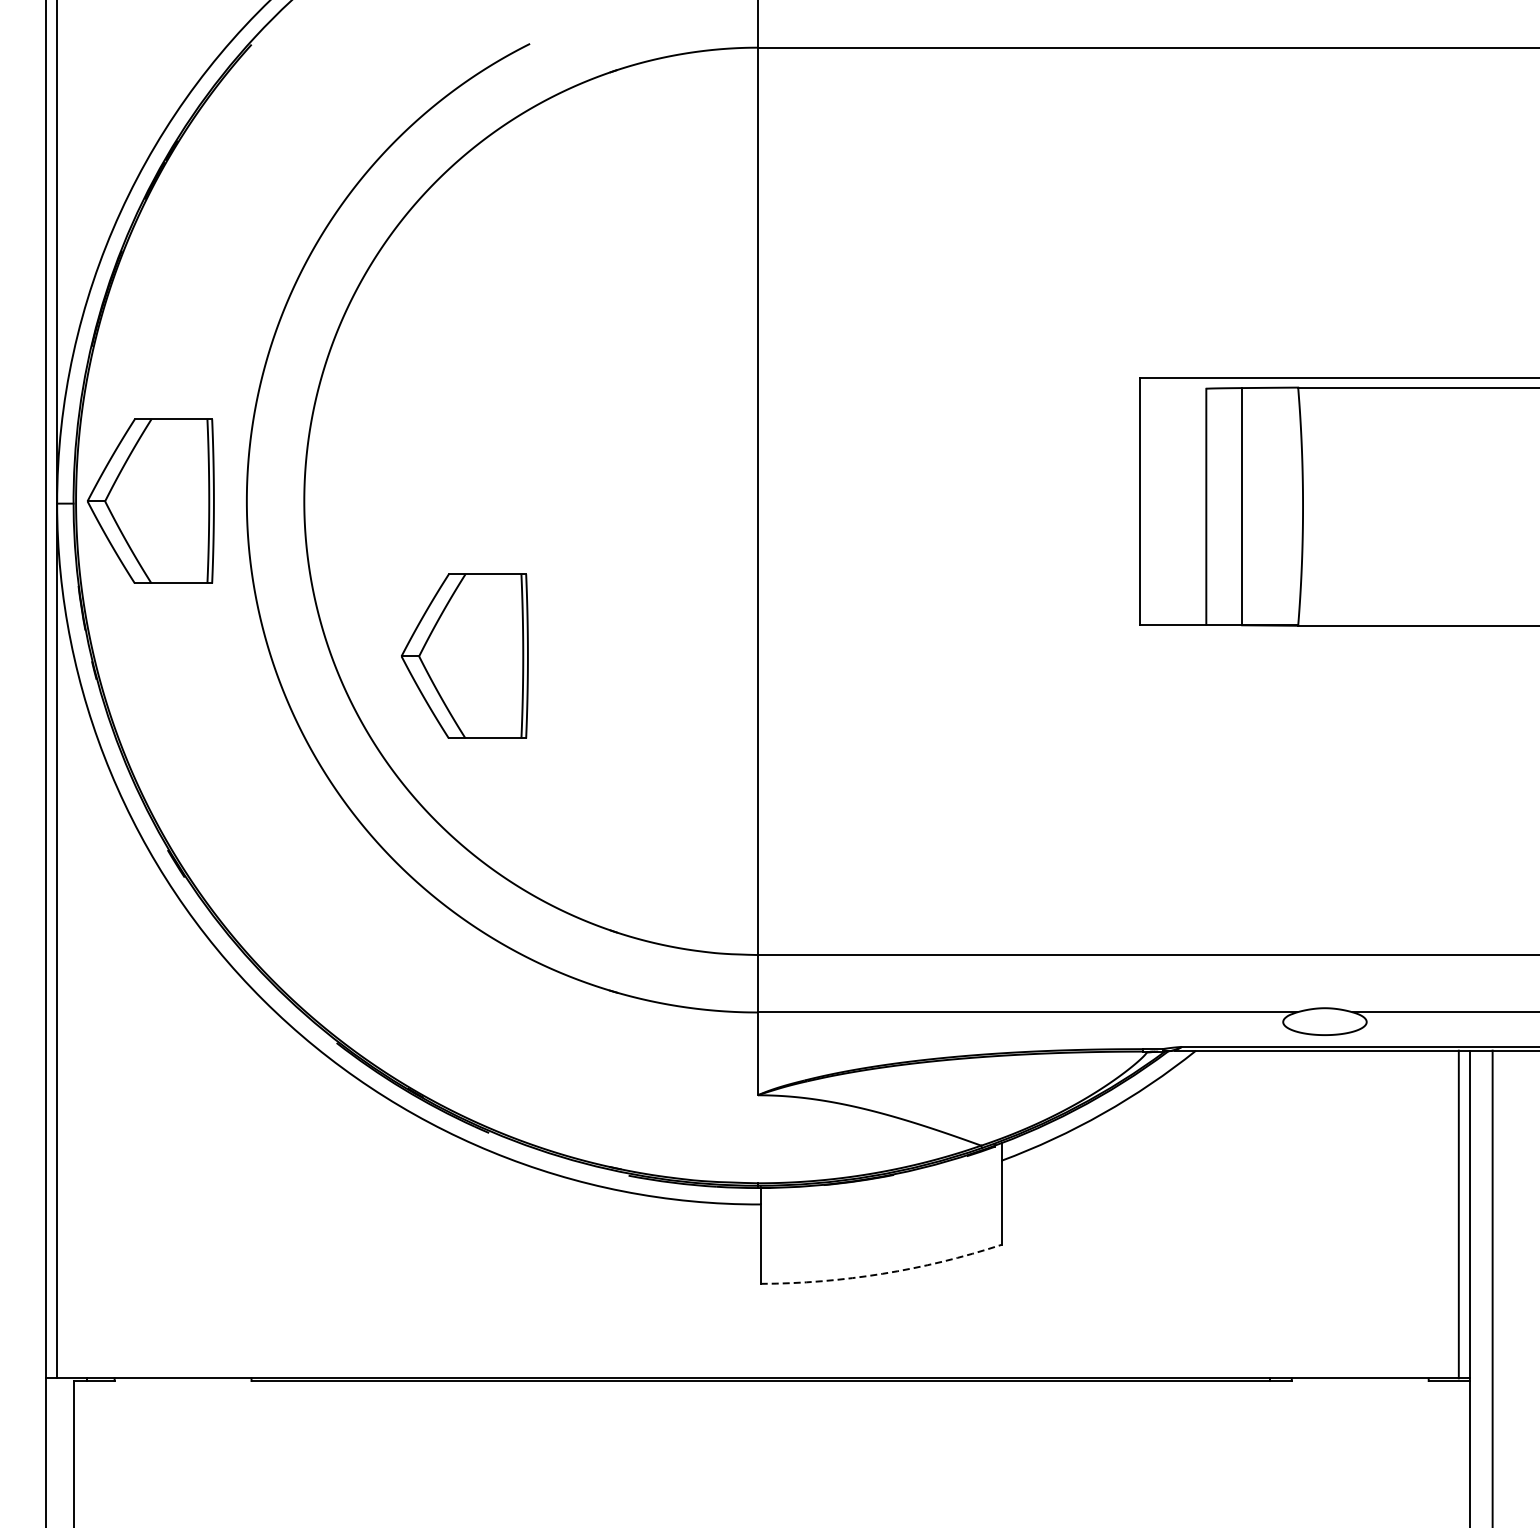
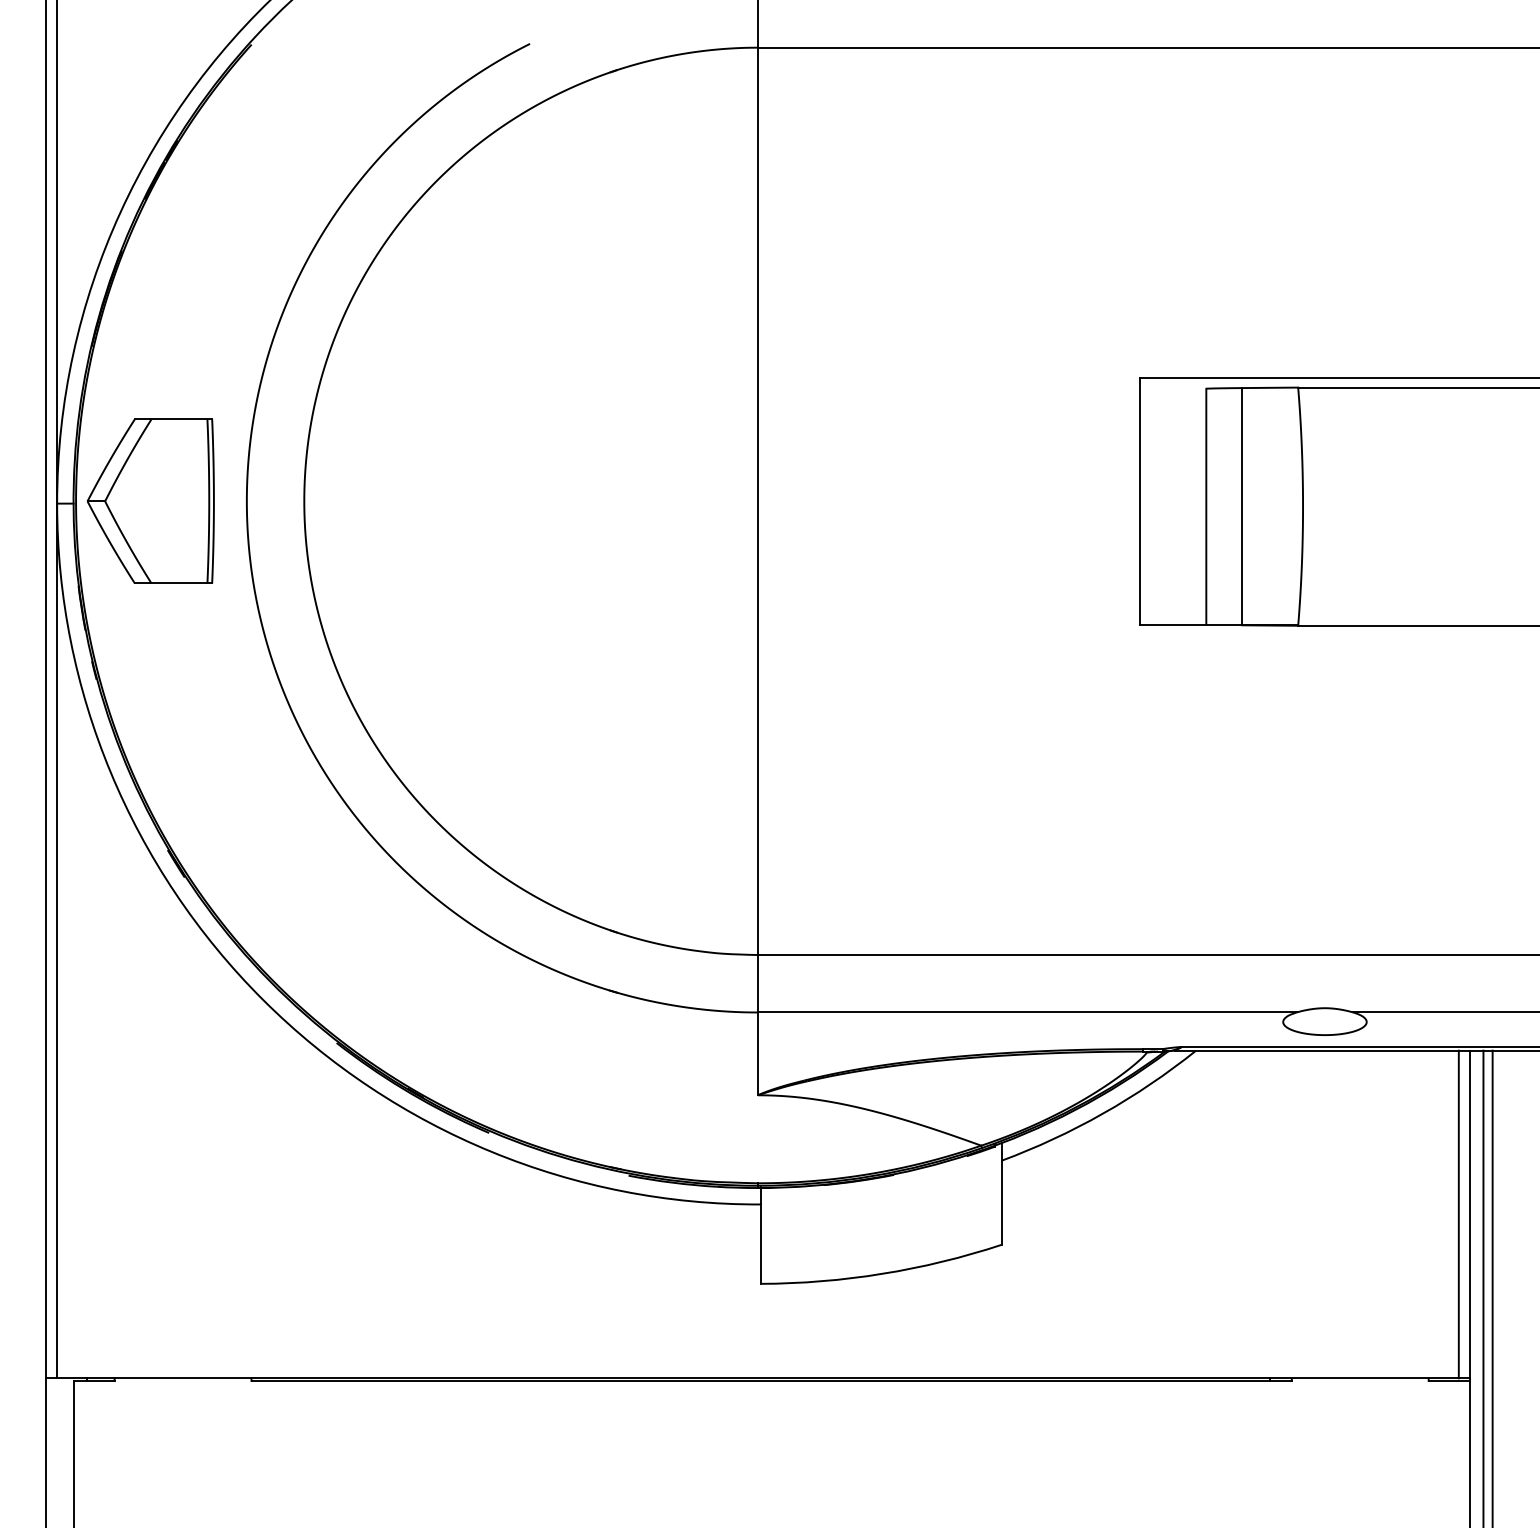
part: present -> none (464, 655)
arc: dashed -> solid (882, 1273)
line: none -> present (1483, 1287)
